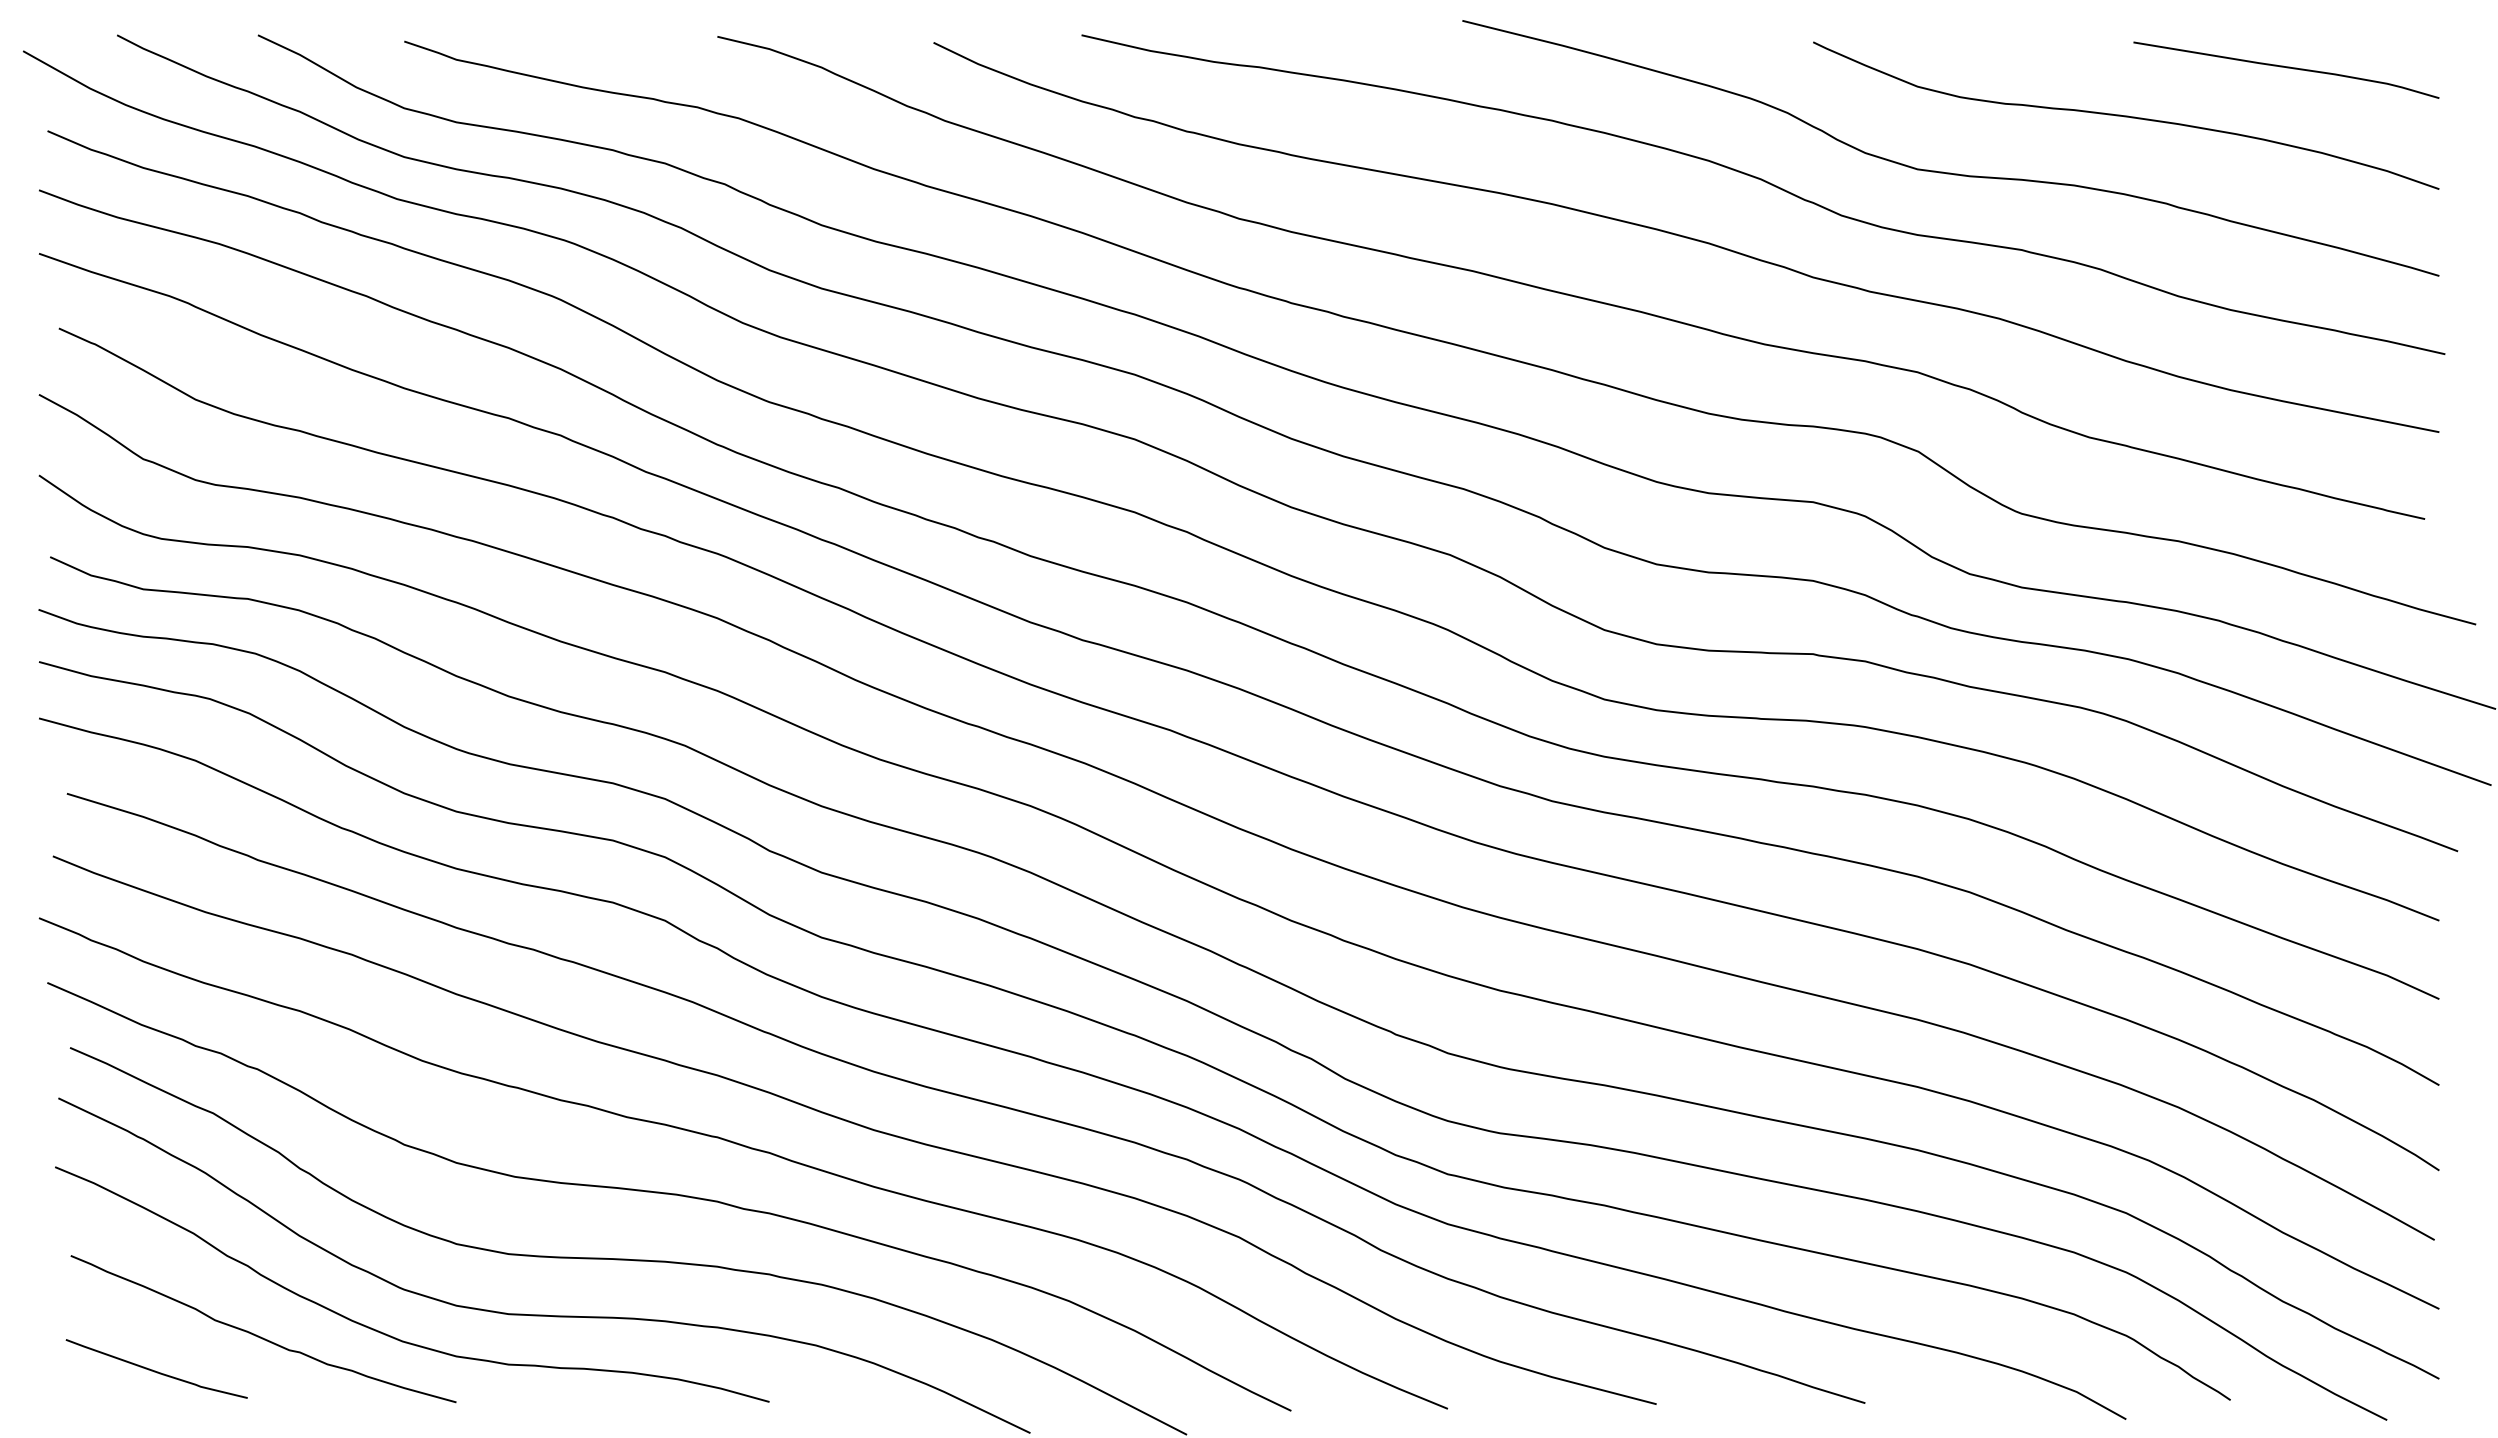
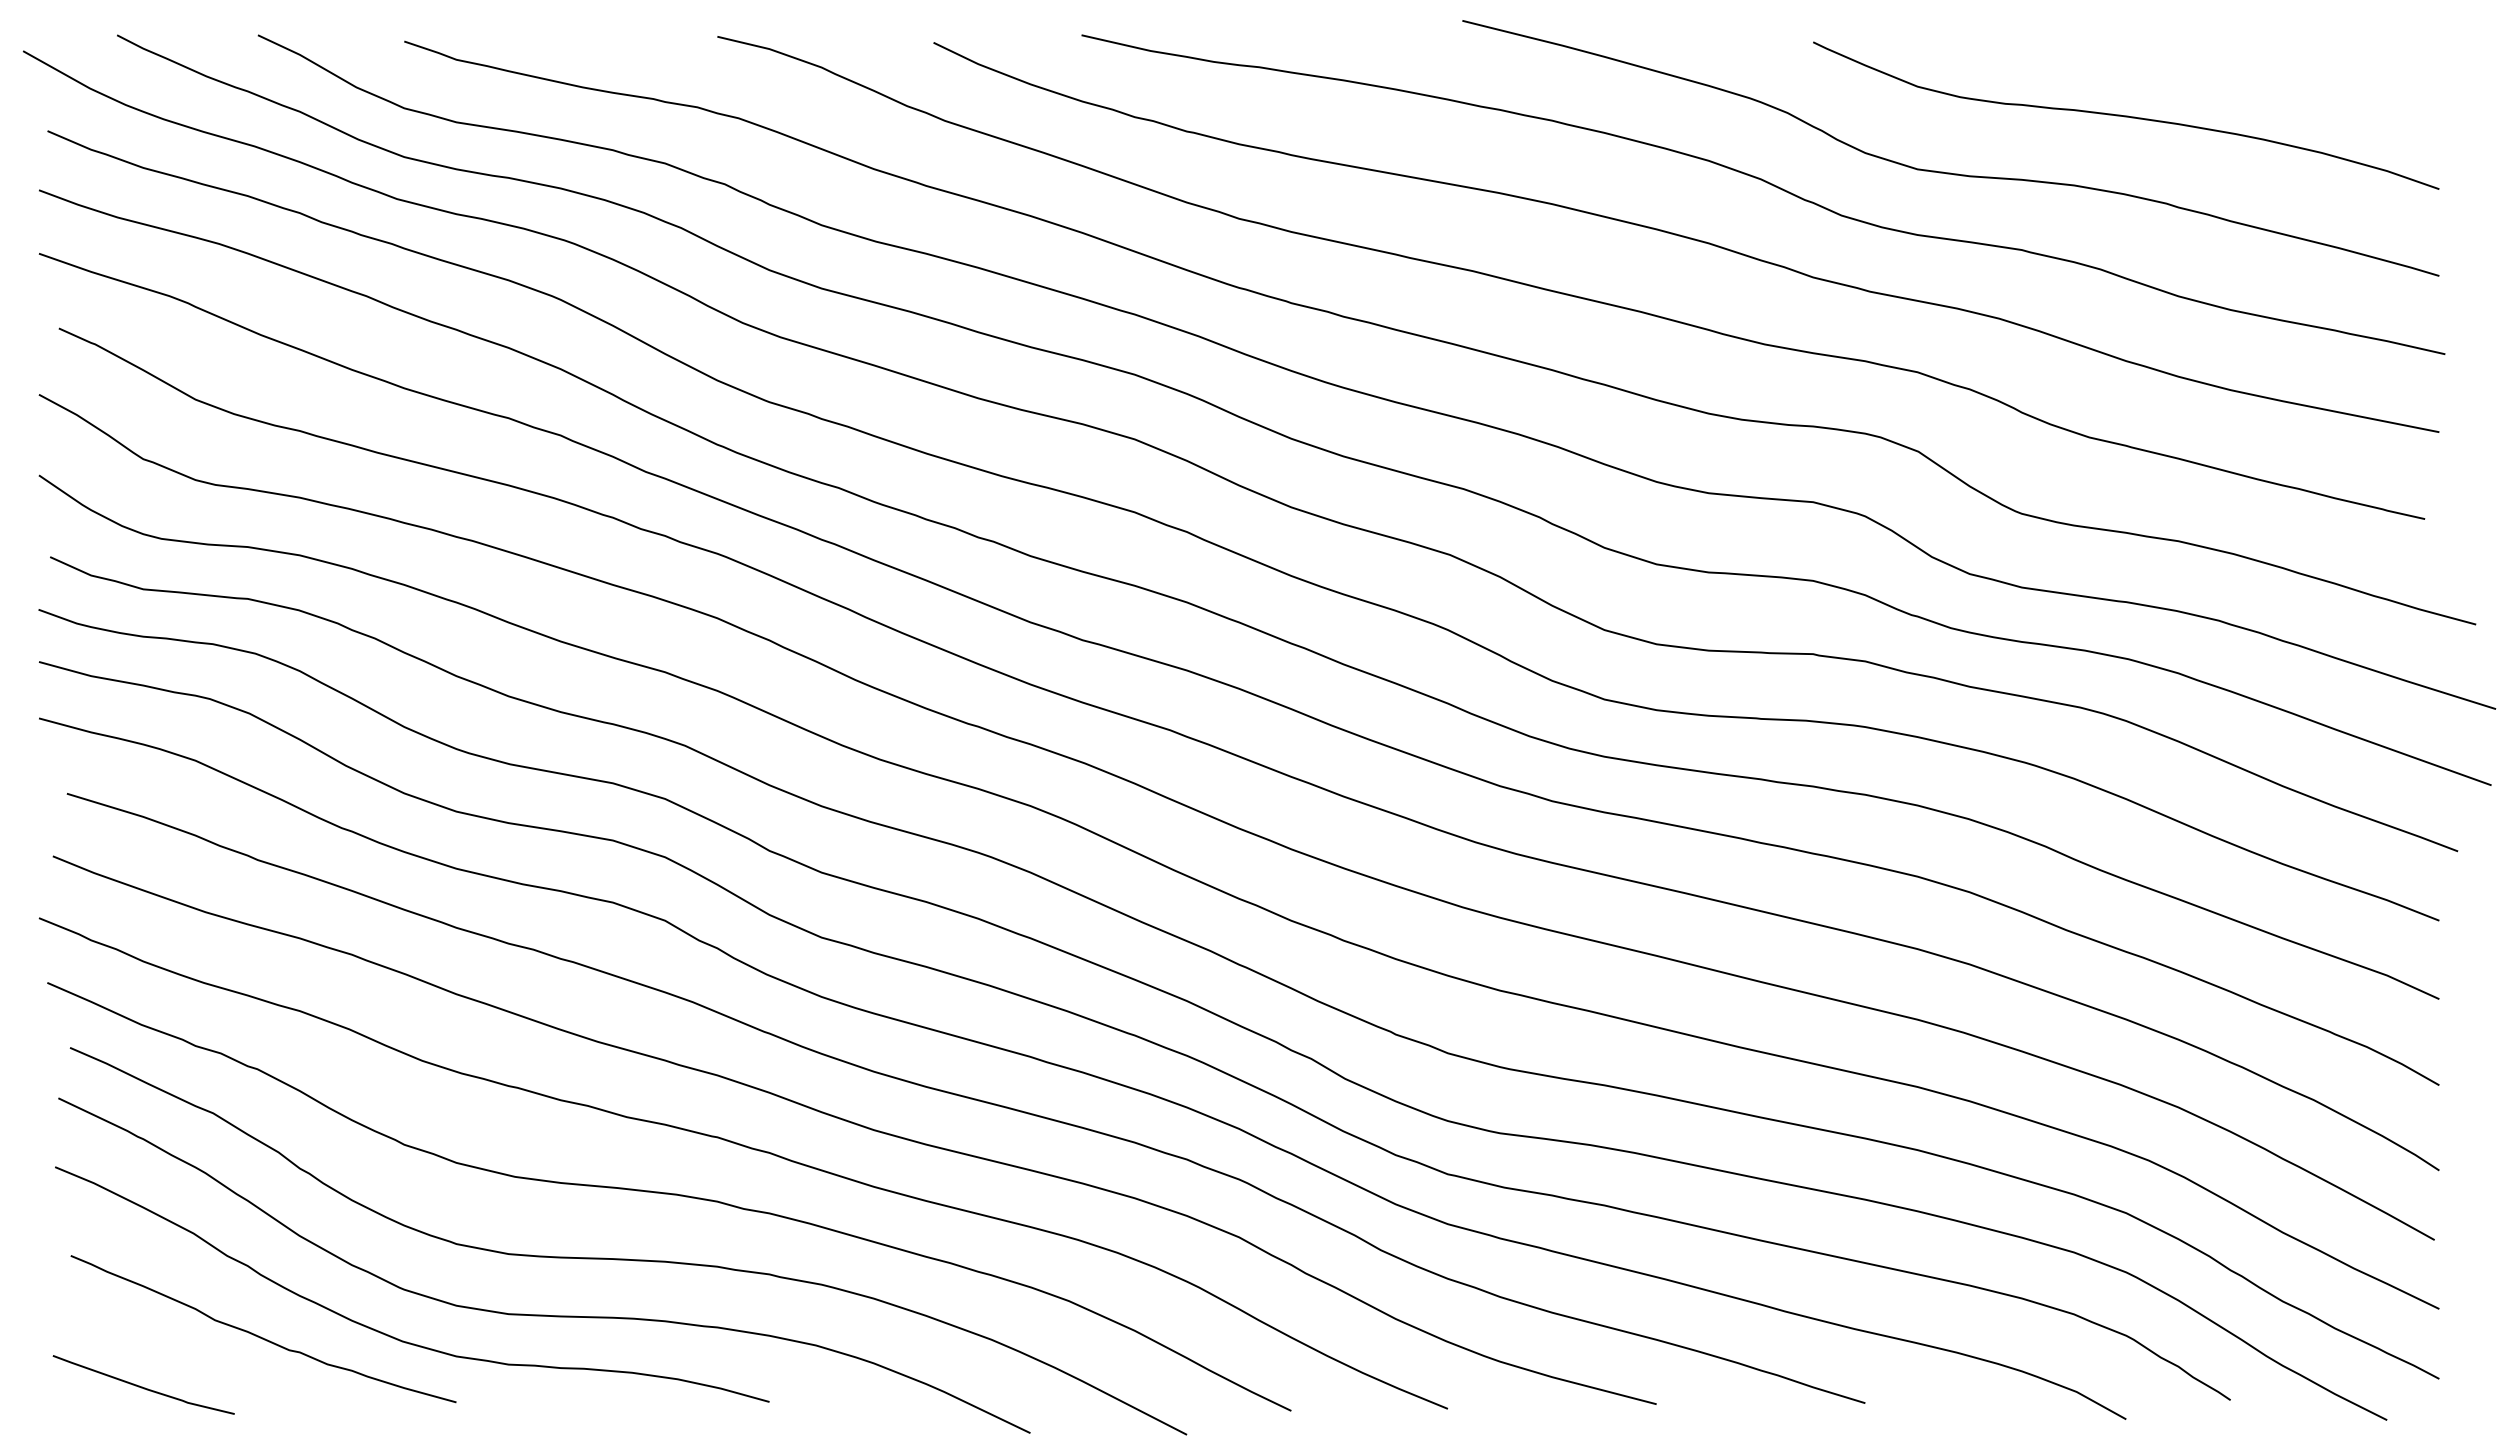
curve: present -> none (2286, 68)
curve position: (155, 1370) -> (142, 1386) (142, 1386)
